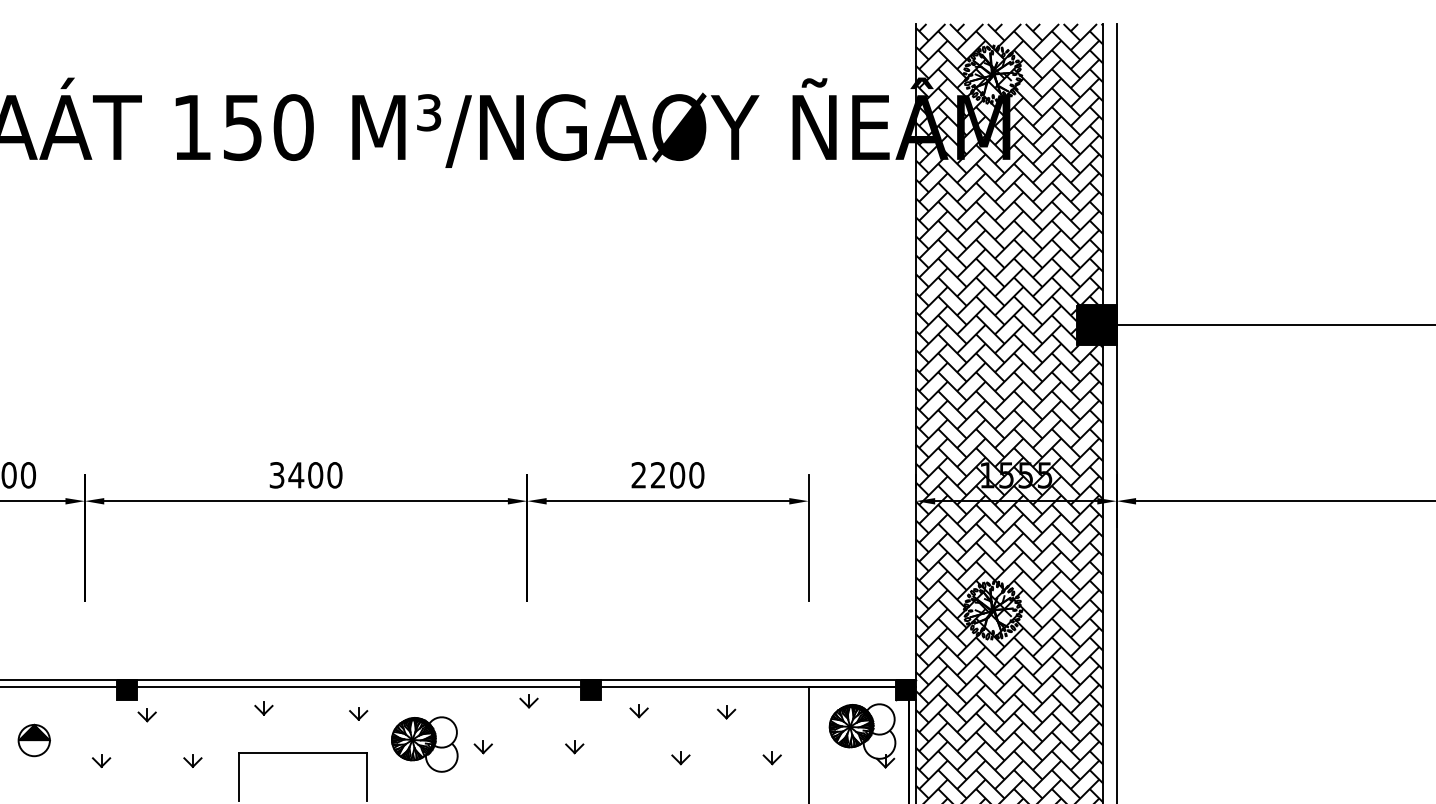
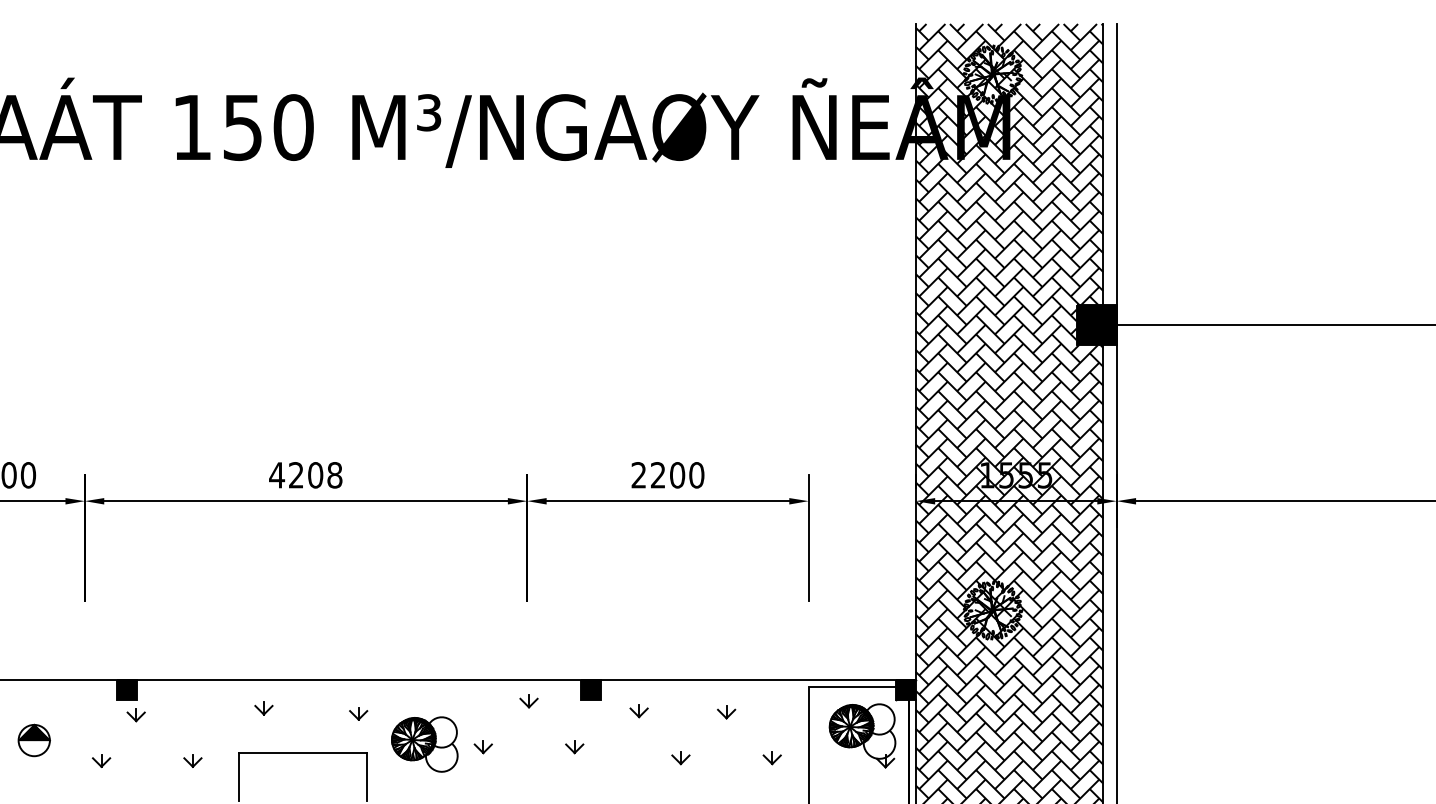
text: 3400 -> 4208 (305, 475)
line: present -> none (458, 686)
part position: (146, 715) -> (135, 715) (135, 715)
